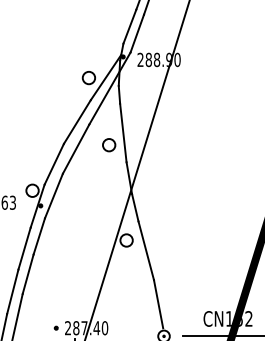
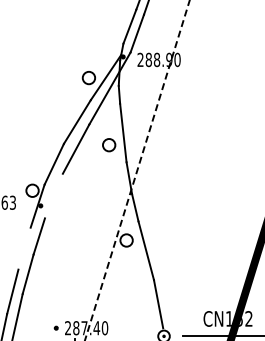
line: solid -> dashed (137, 170)
line: present -> none (53, 195)
line: present -> none (24, 248)
